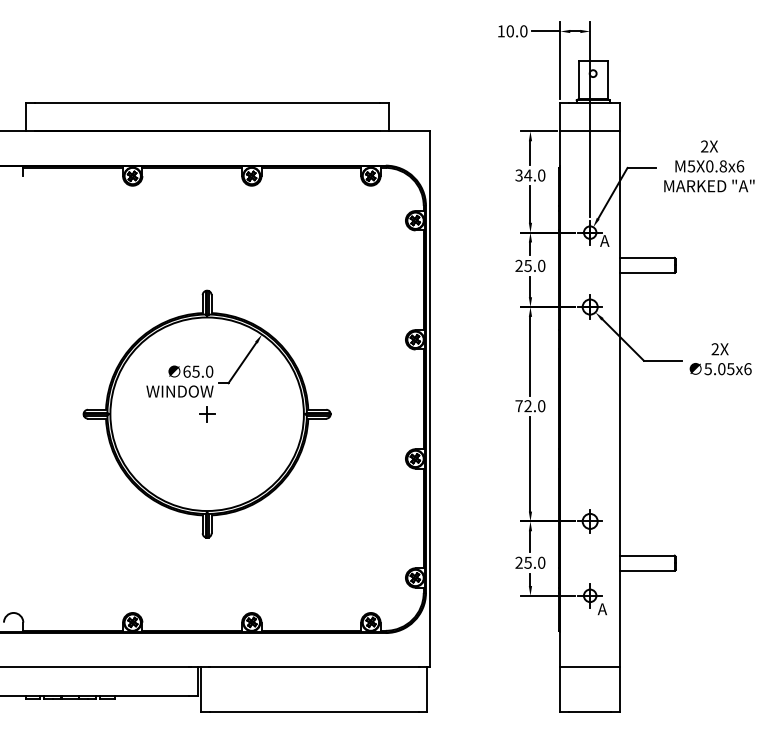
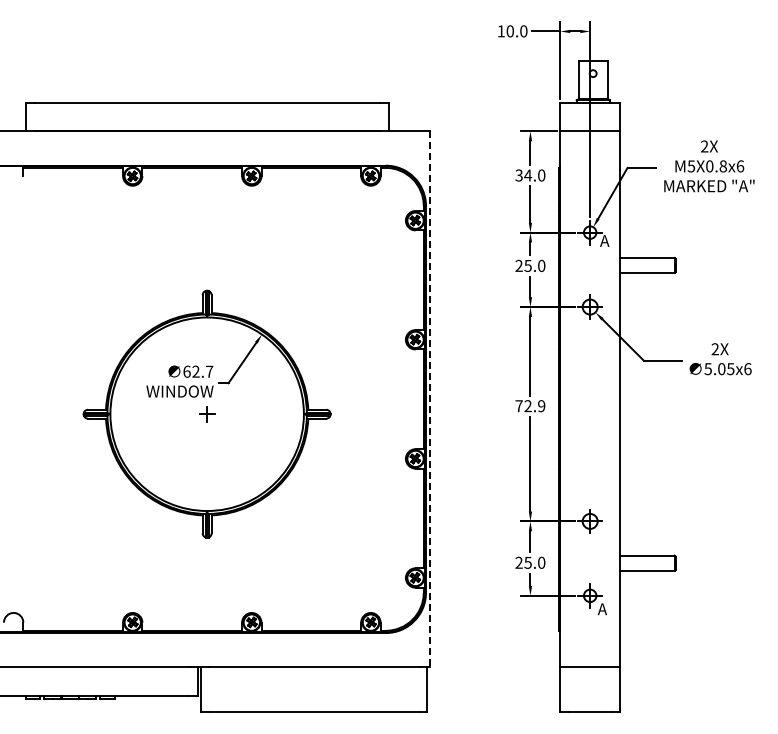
text: 65.0 -> 62.7 (202, 371)
line: solid -> dashed (430, 399)
text: 72.0 -> 72.9 (541, 406)
